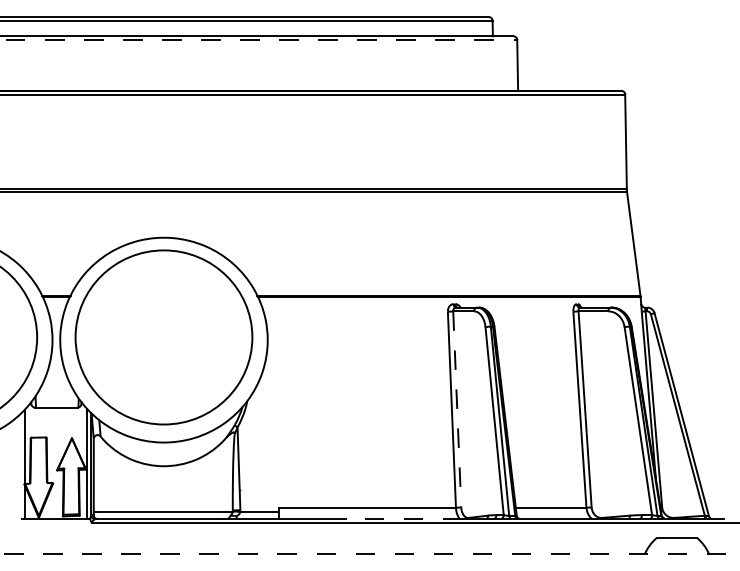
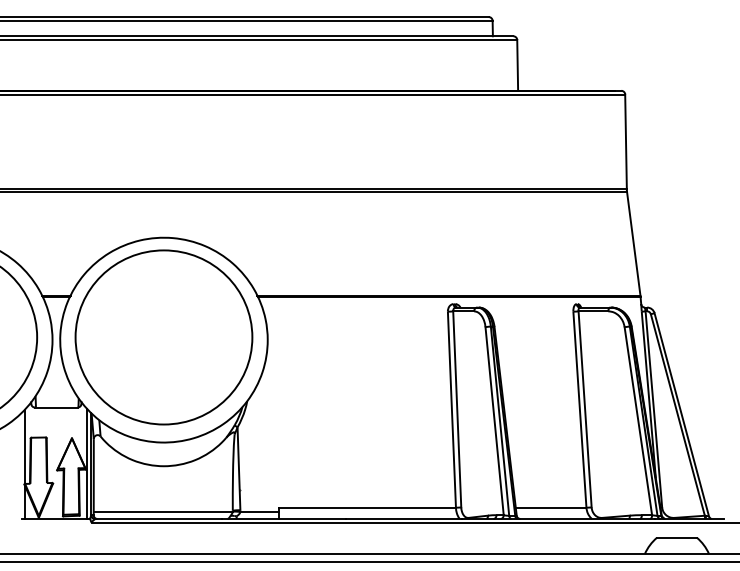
line: dashed -> solid (259, 40)
line: dashed -> solid (457, 409)
line: dashed -> solid (403, 518)
line: dashed -> solid (369, 553)
line: none -> present (369, 561)
